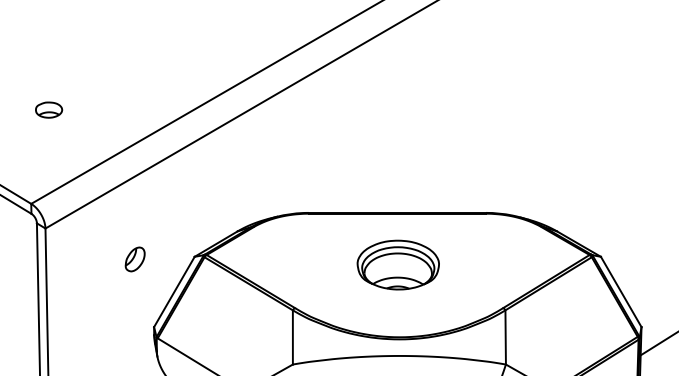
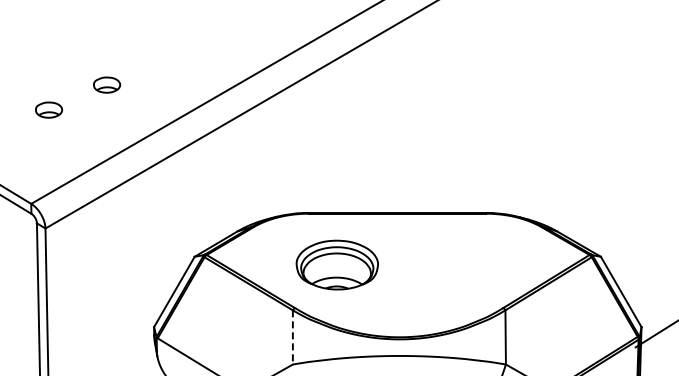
part: none -> present (107, 84)
part: present -> none (134, 259)
part position: (397, 264) -> (336, 264) (336, 264)
line: solid -> dashed (292, 337)
line position: (657, 344) -> (655, 334) (655, 334)
